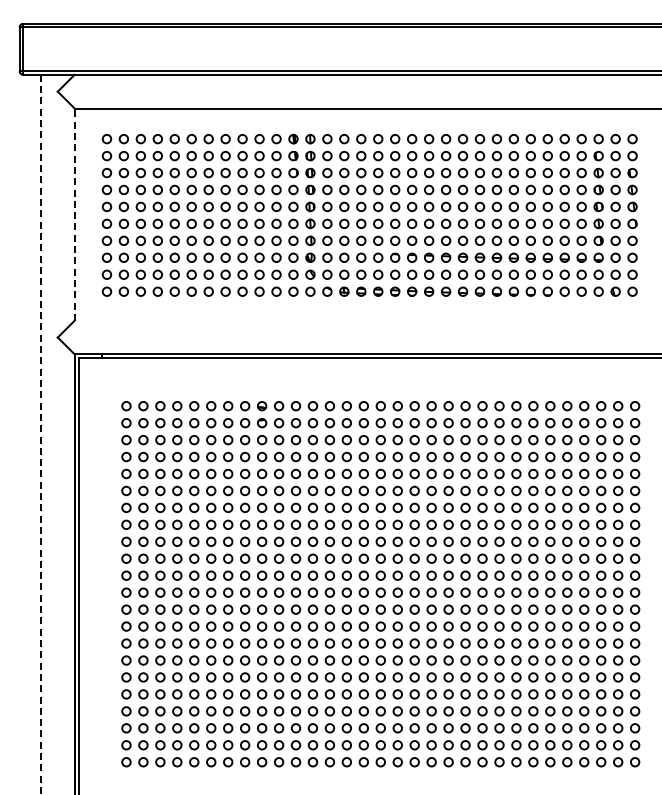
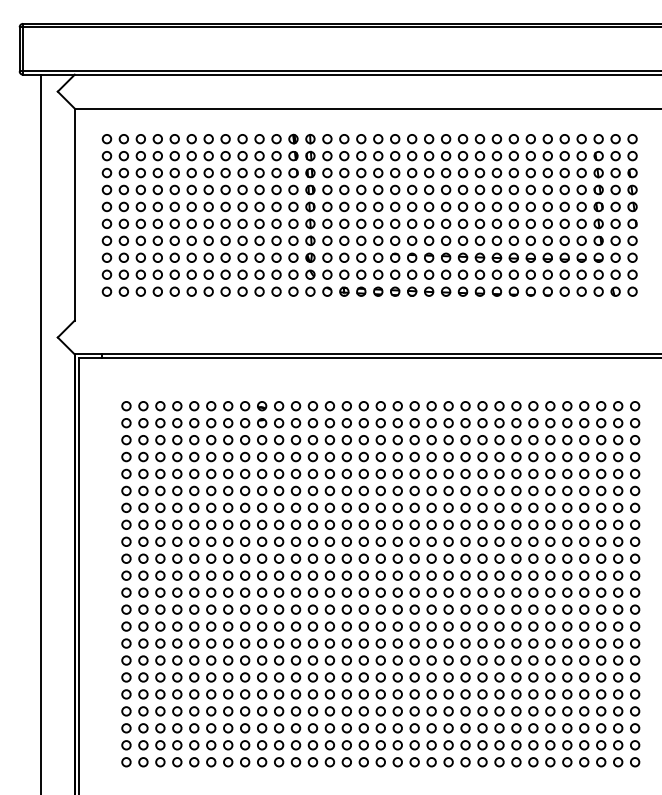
line: dashed -> solid (74, 214)
line: dashed -> solid (40, 434)
